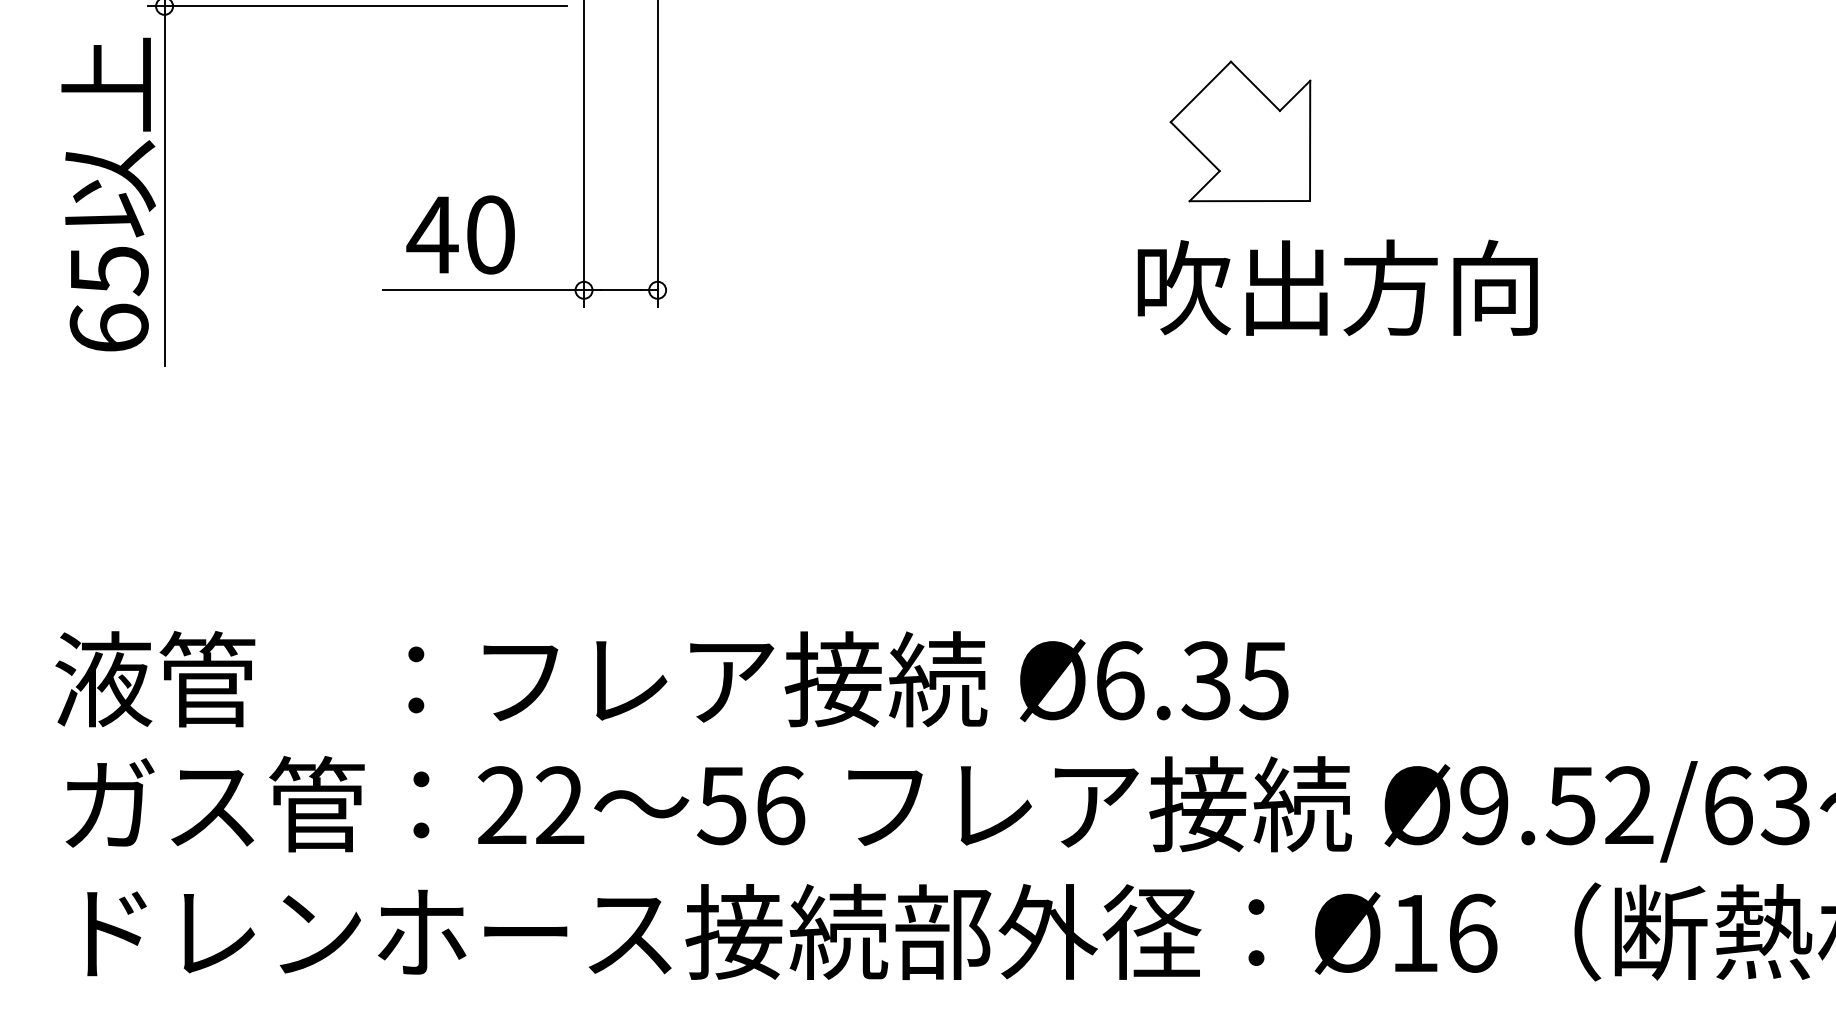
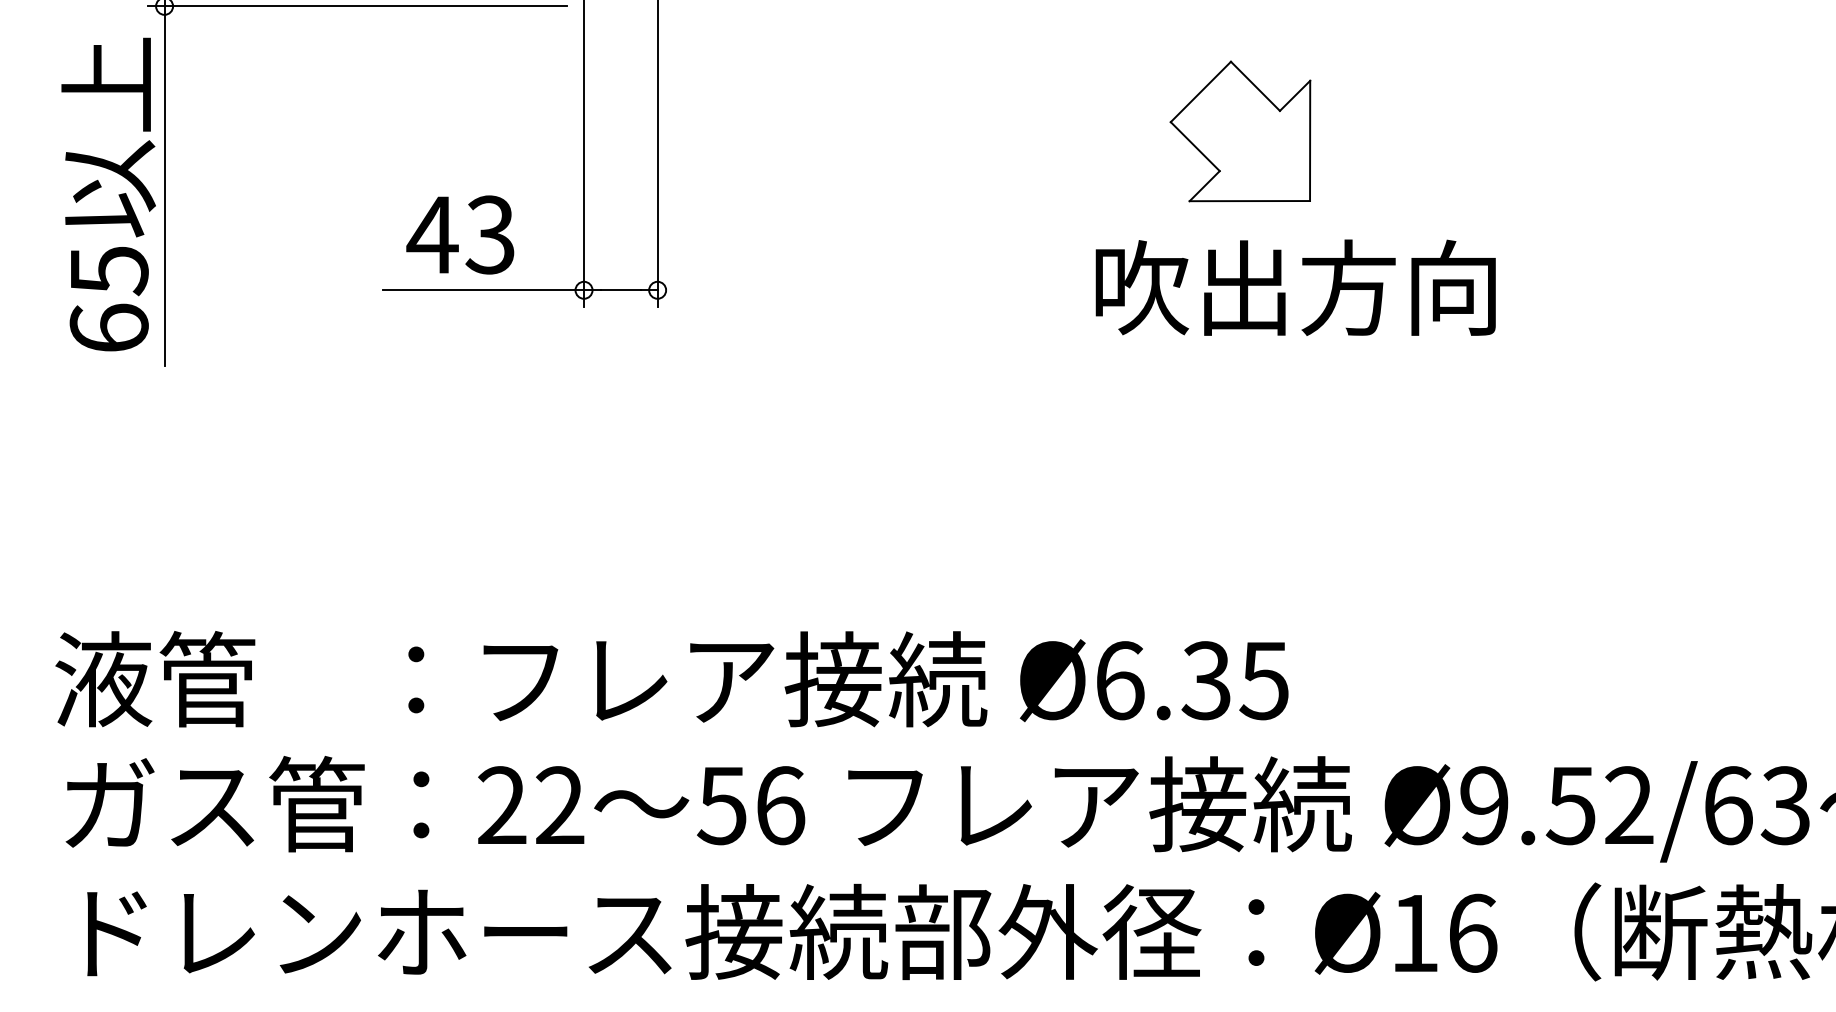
text: 40 -> 43 (489, 234)
text position: (1337, 287) -> (1295, 287) (1295, 287)
